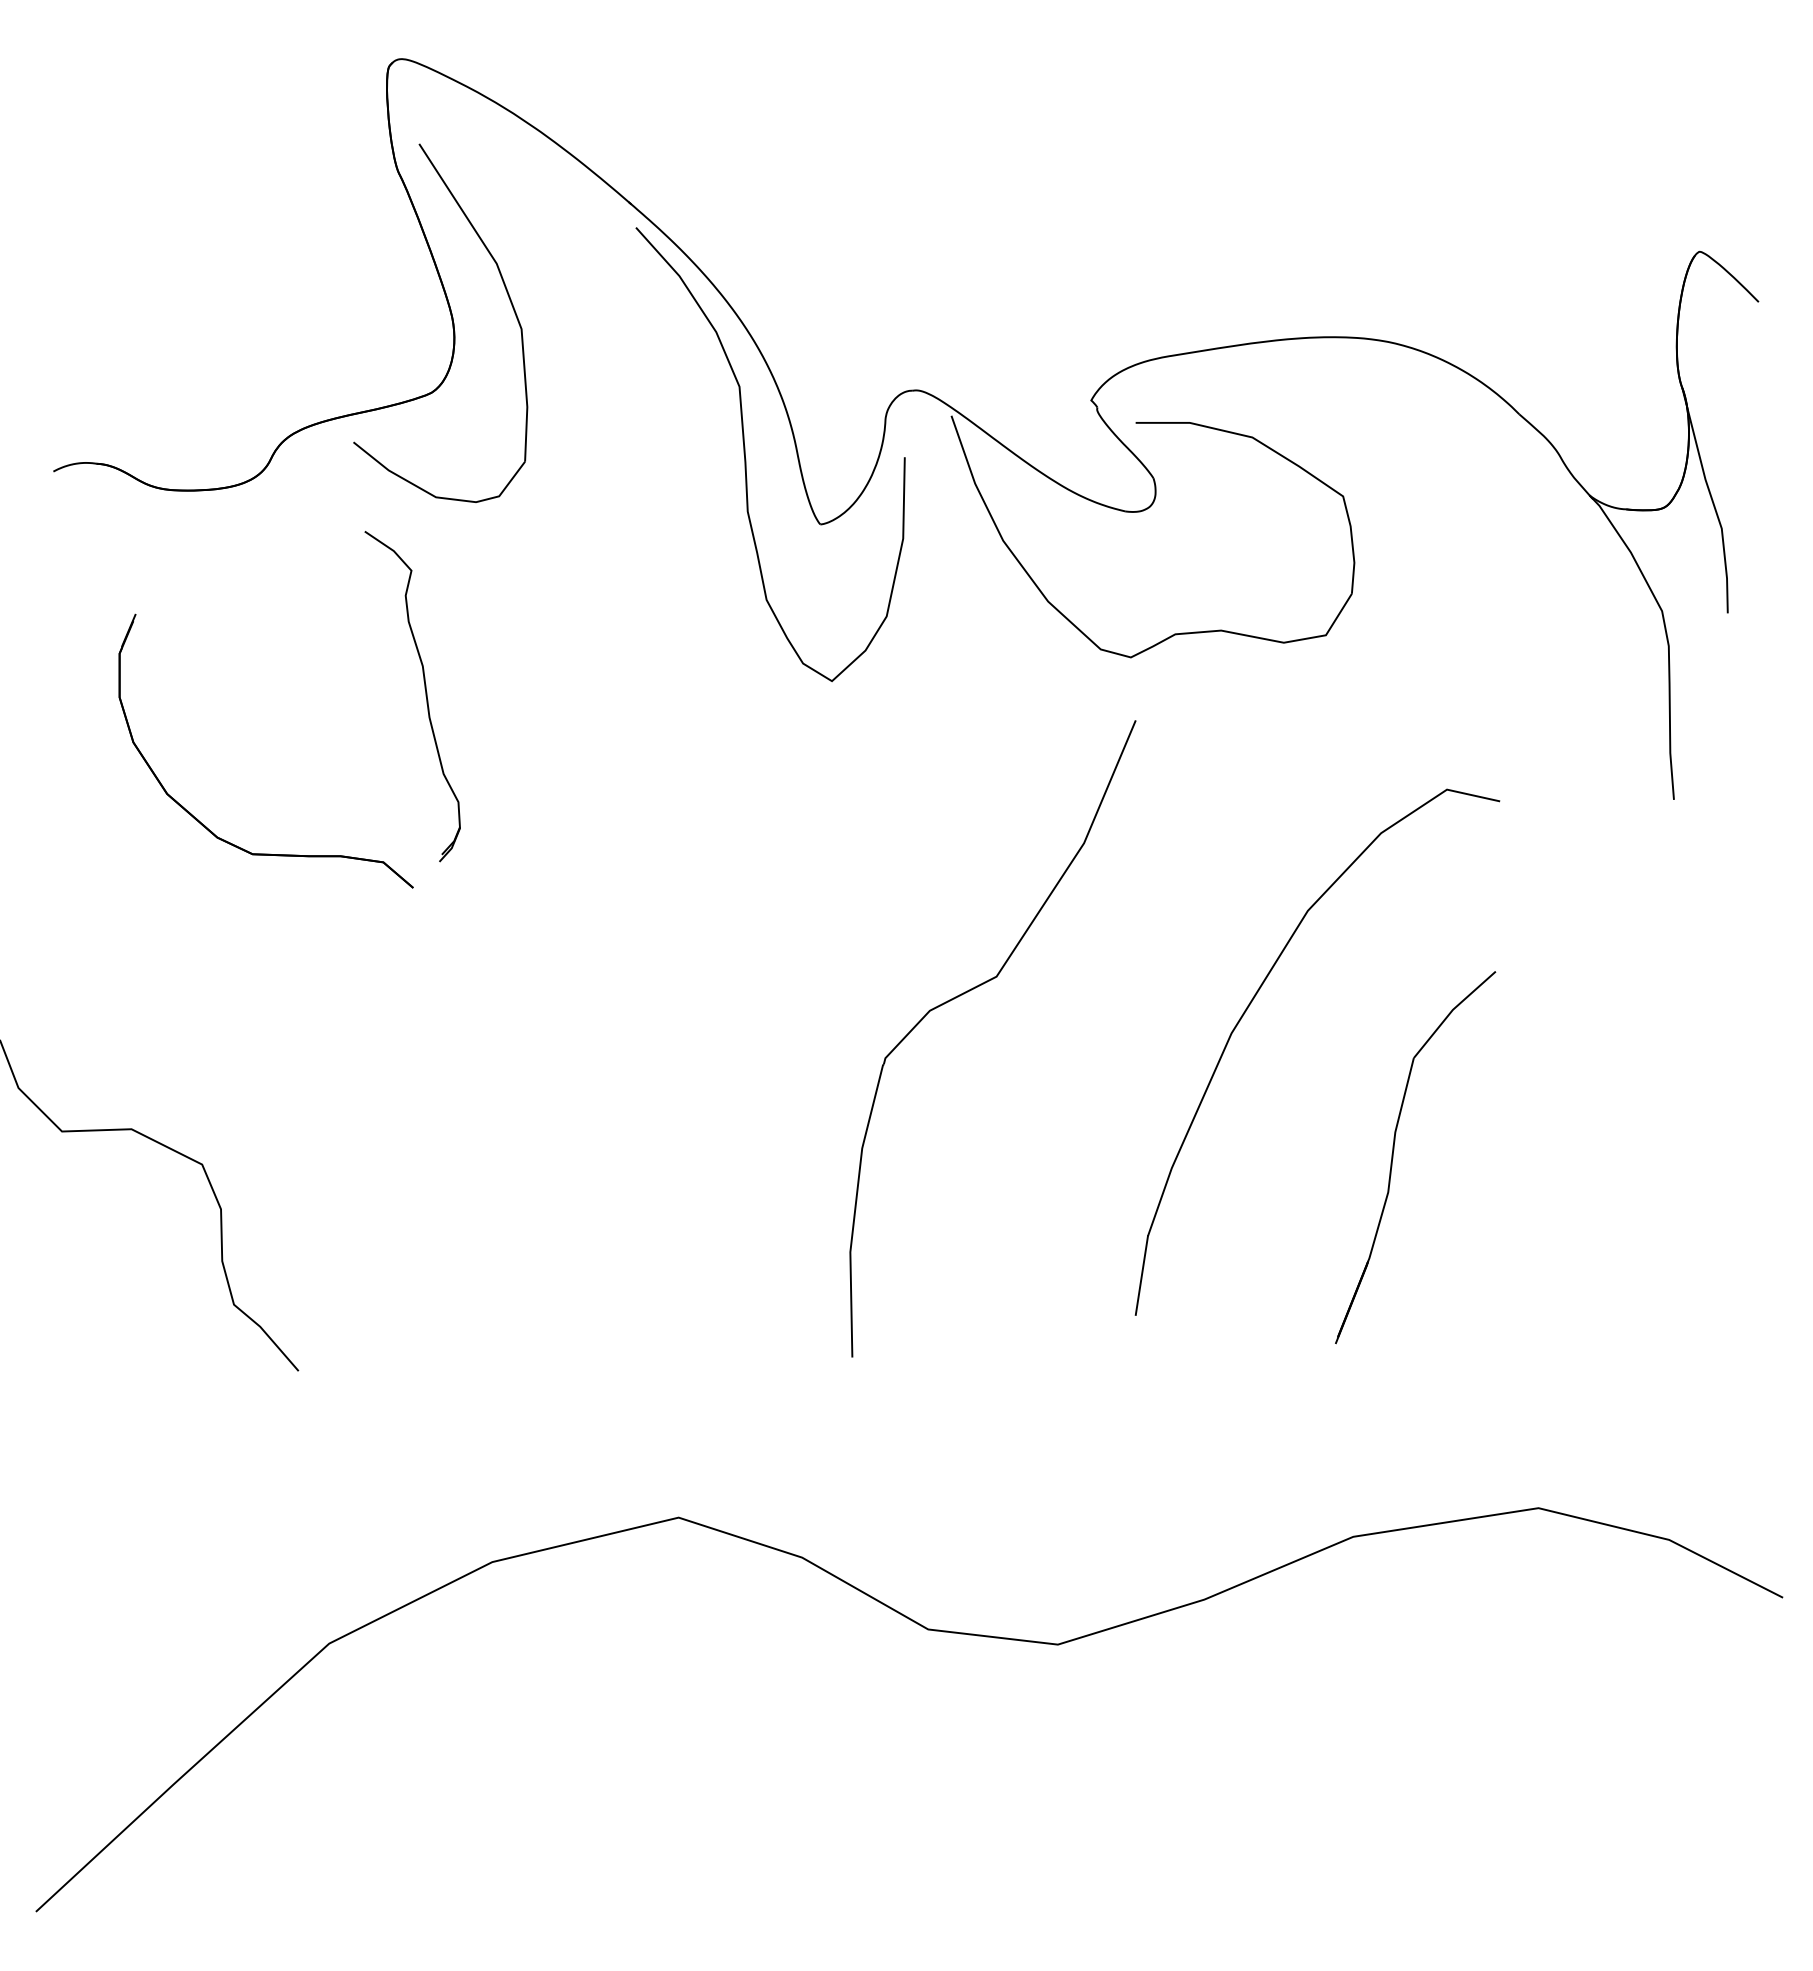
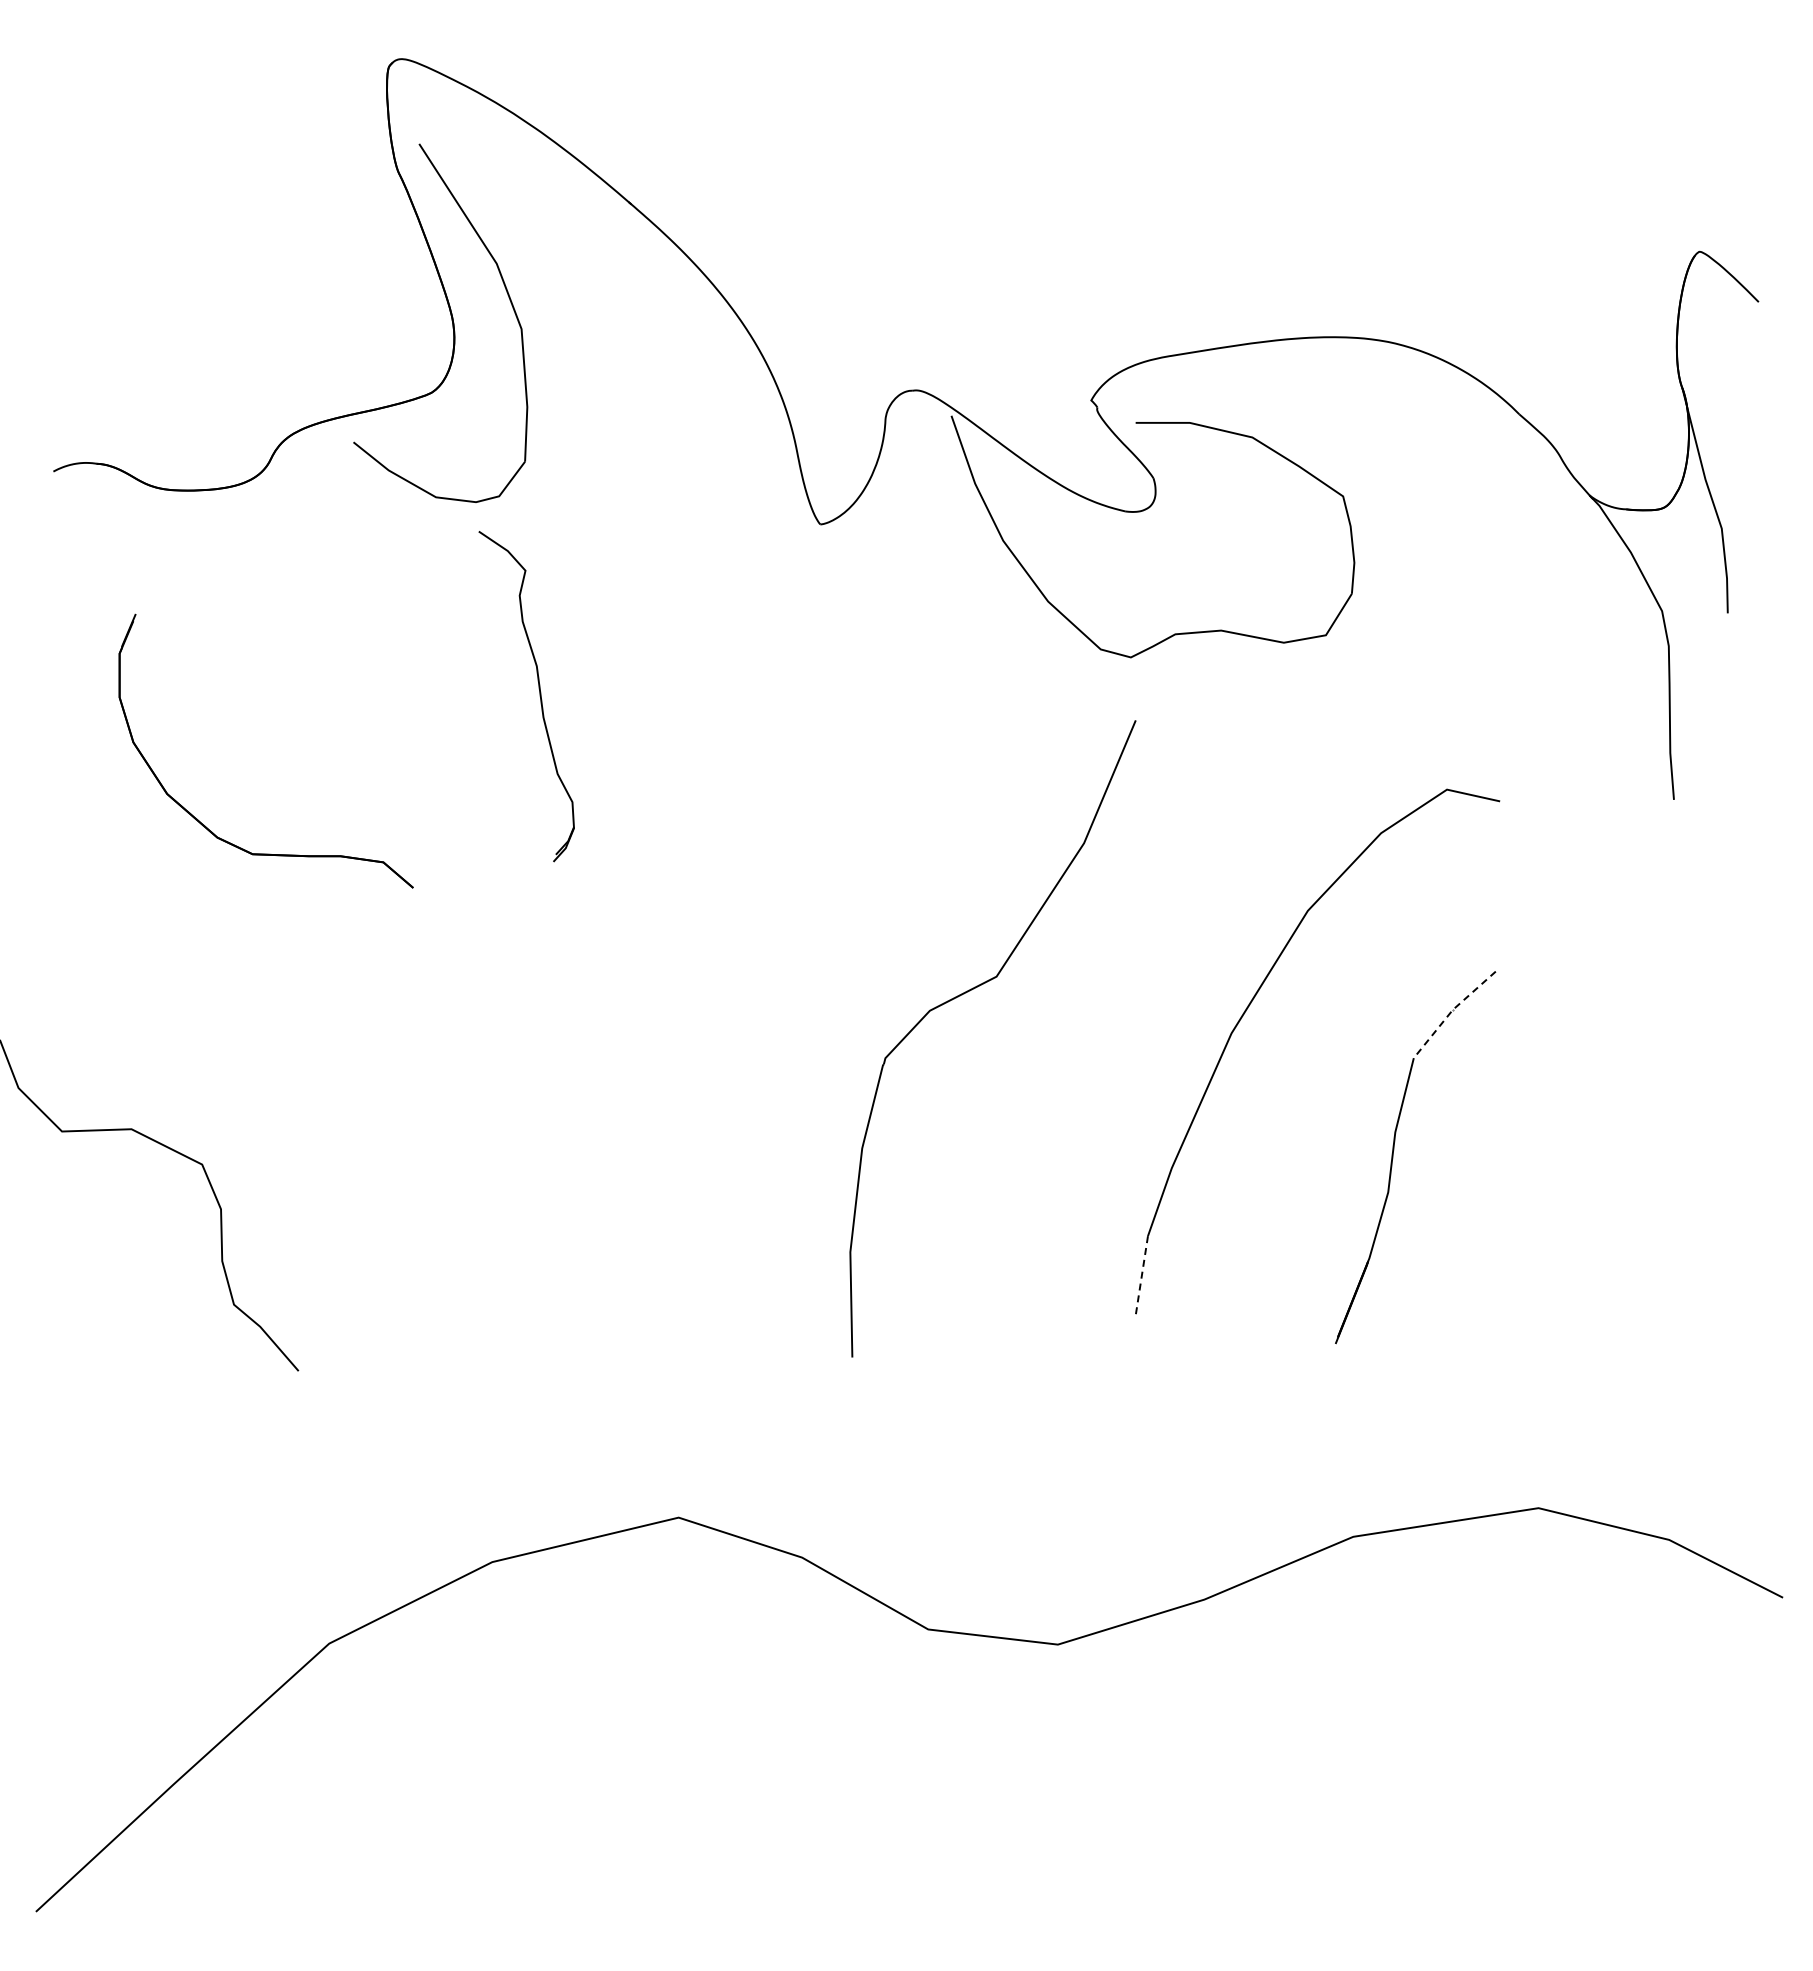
curve: present -> none (746, 459)
part position: (425, 696) -> (539, 696) (539, 696)
line: solid -> dashed (1451, 1011)
line: solid -> dashed (1141, 1275)
